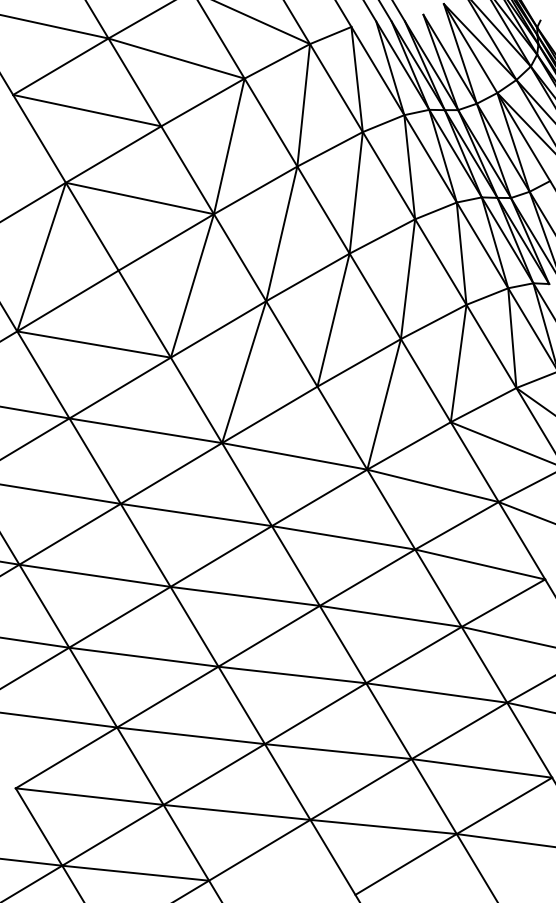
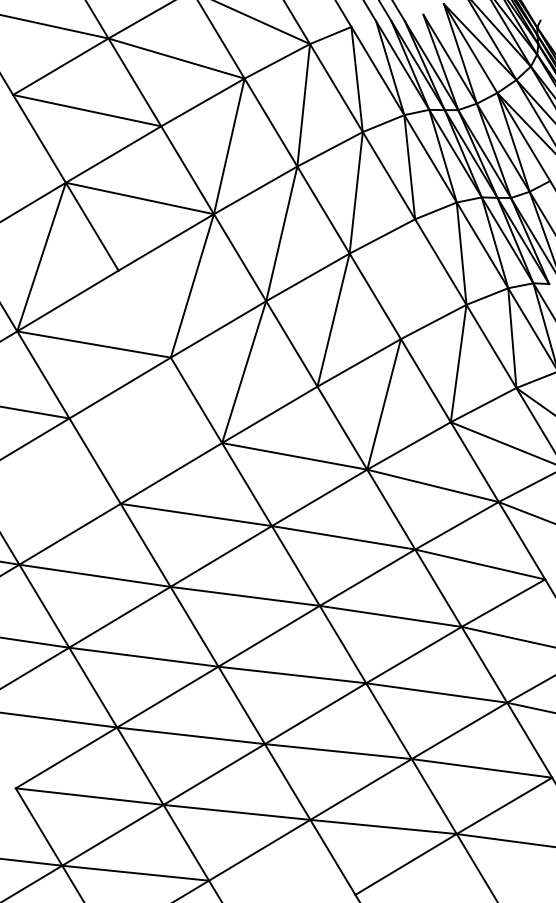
line: present -> none (407, 279)
line: present -> none (144, 313)
line: present -> none (145, 430)
line: present -> none (61, 493)
